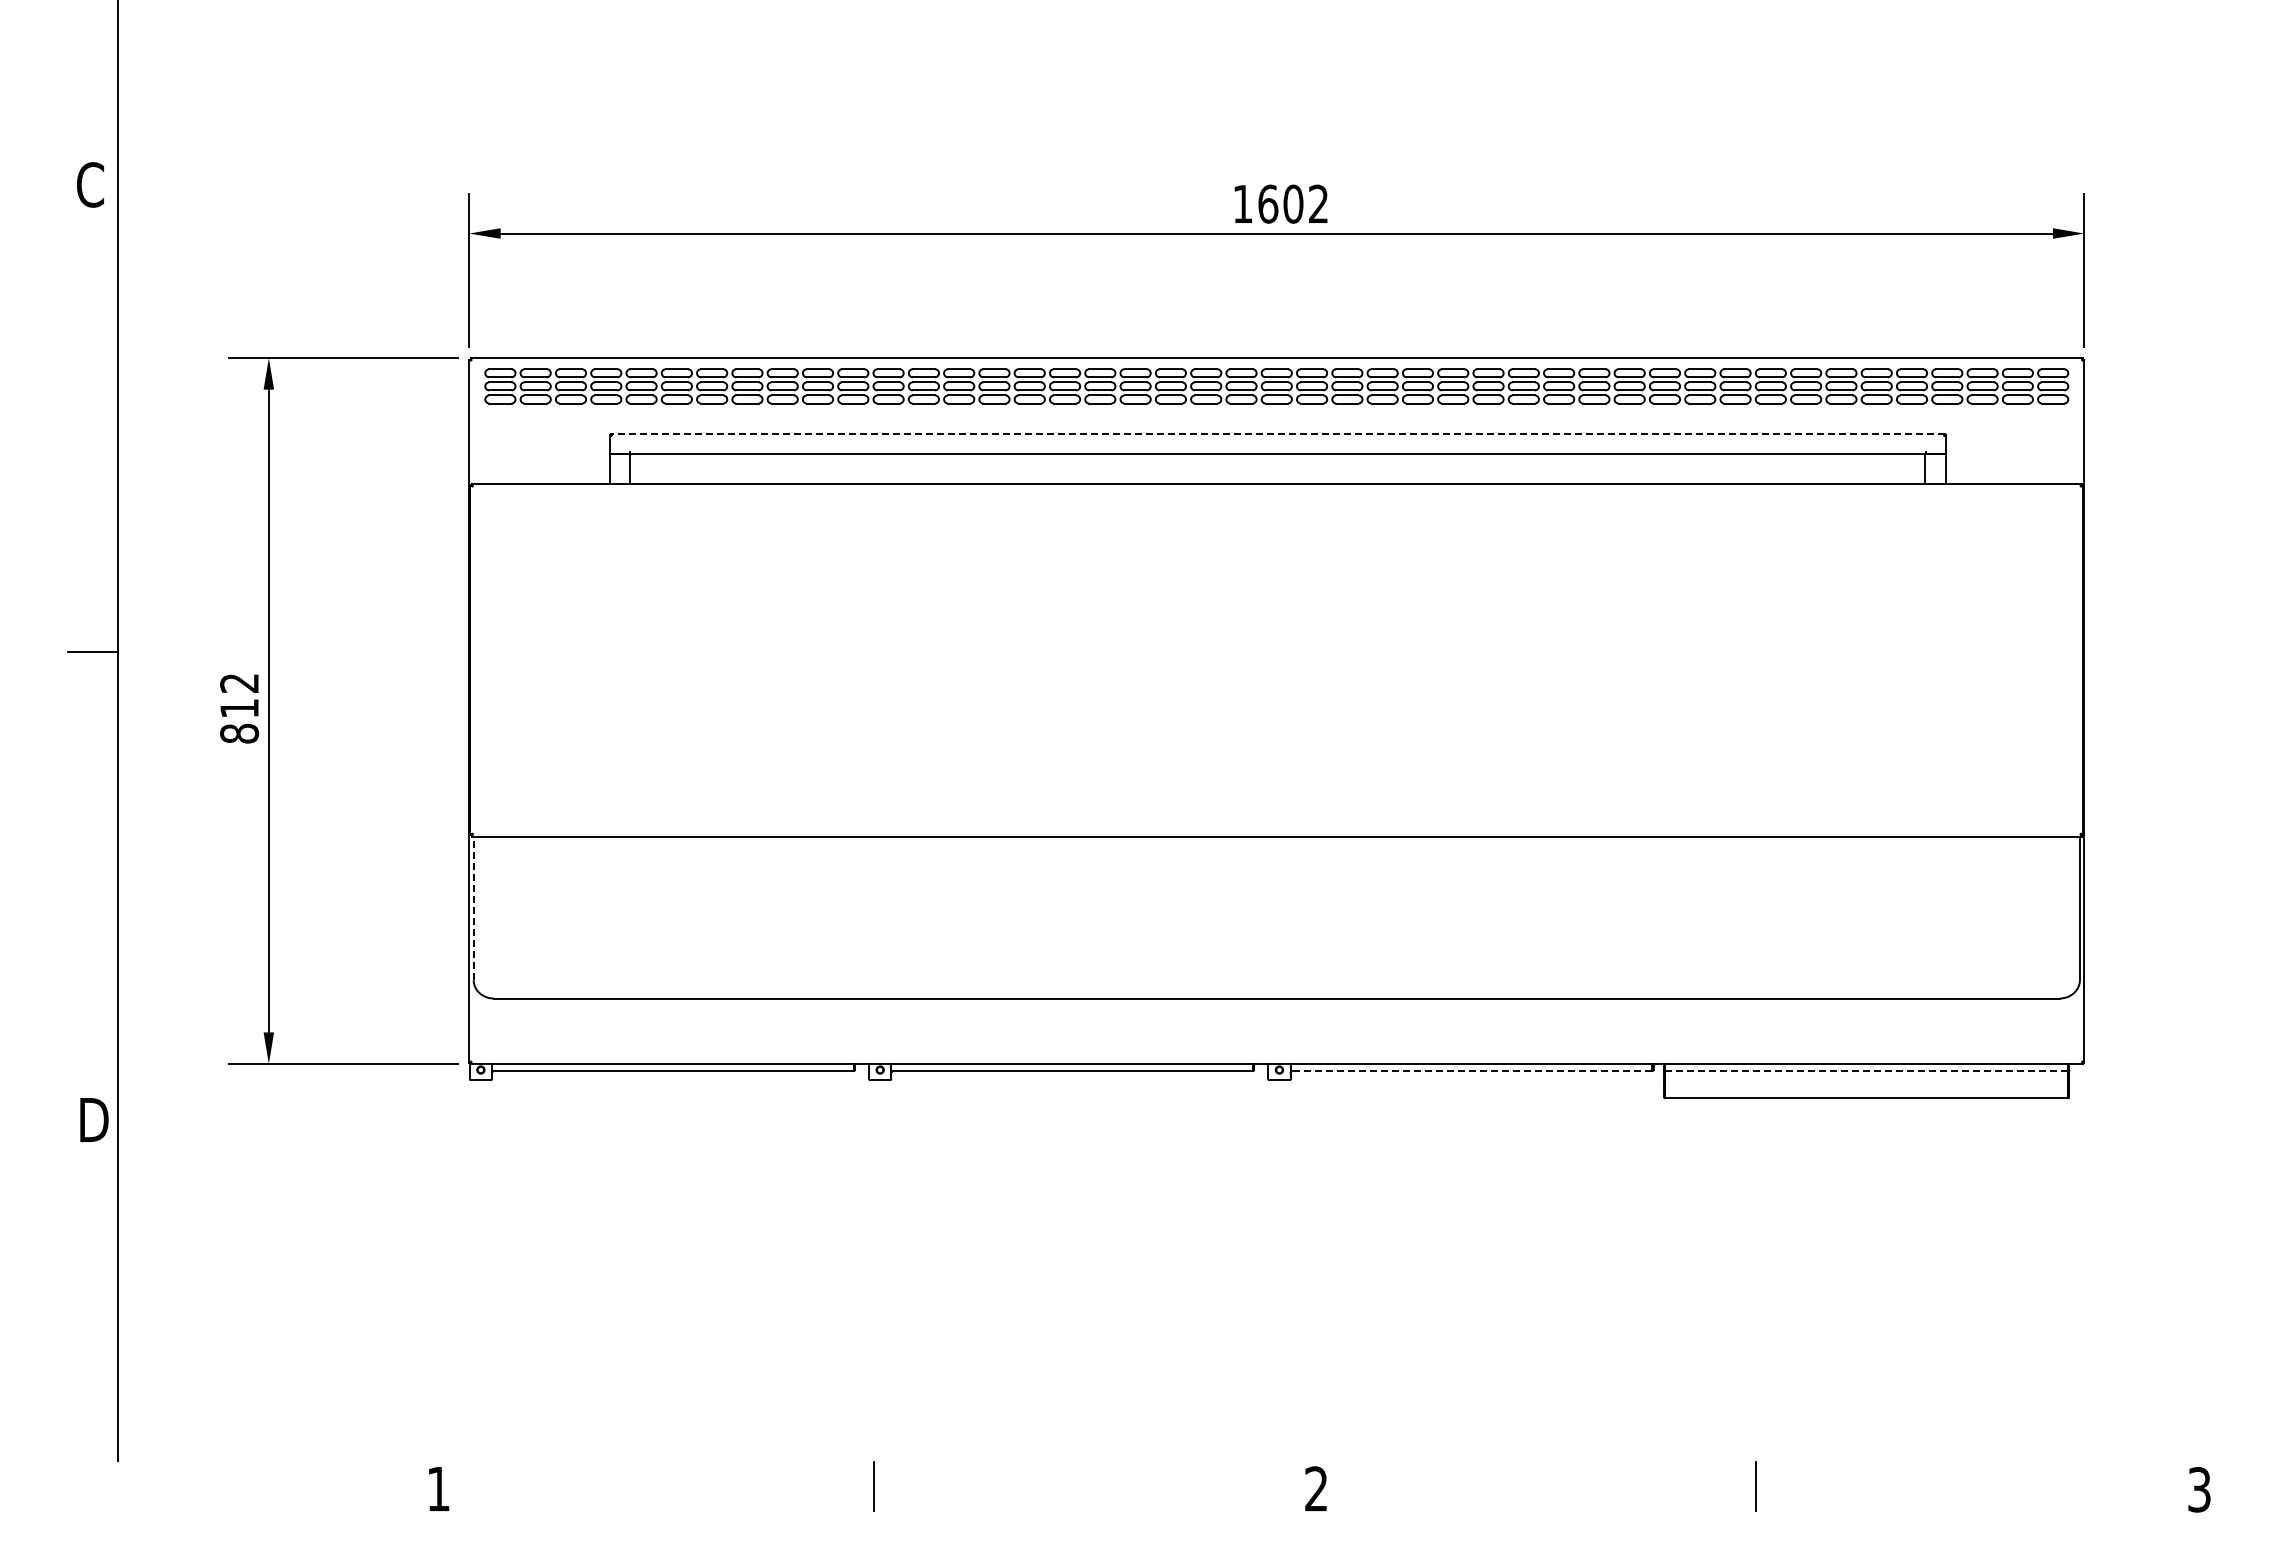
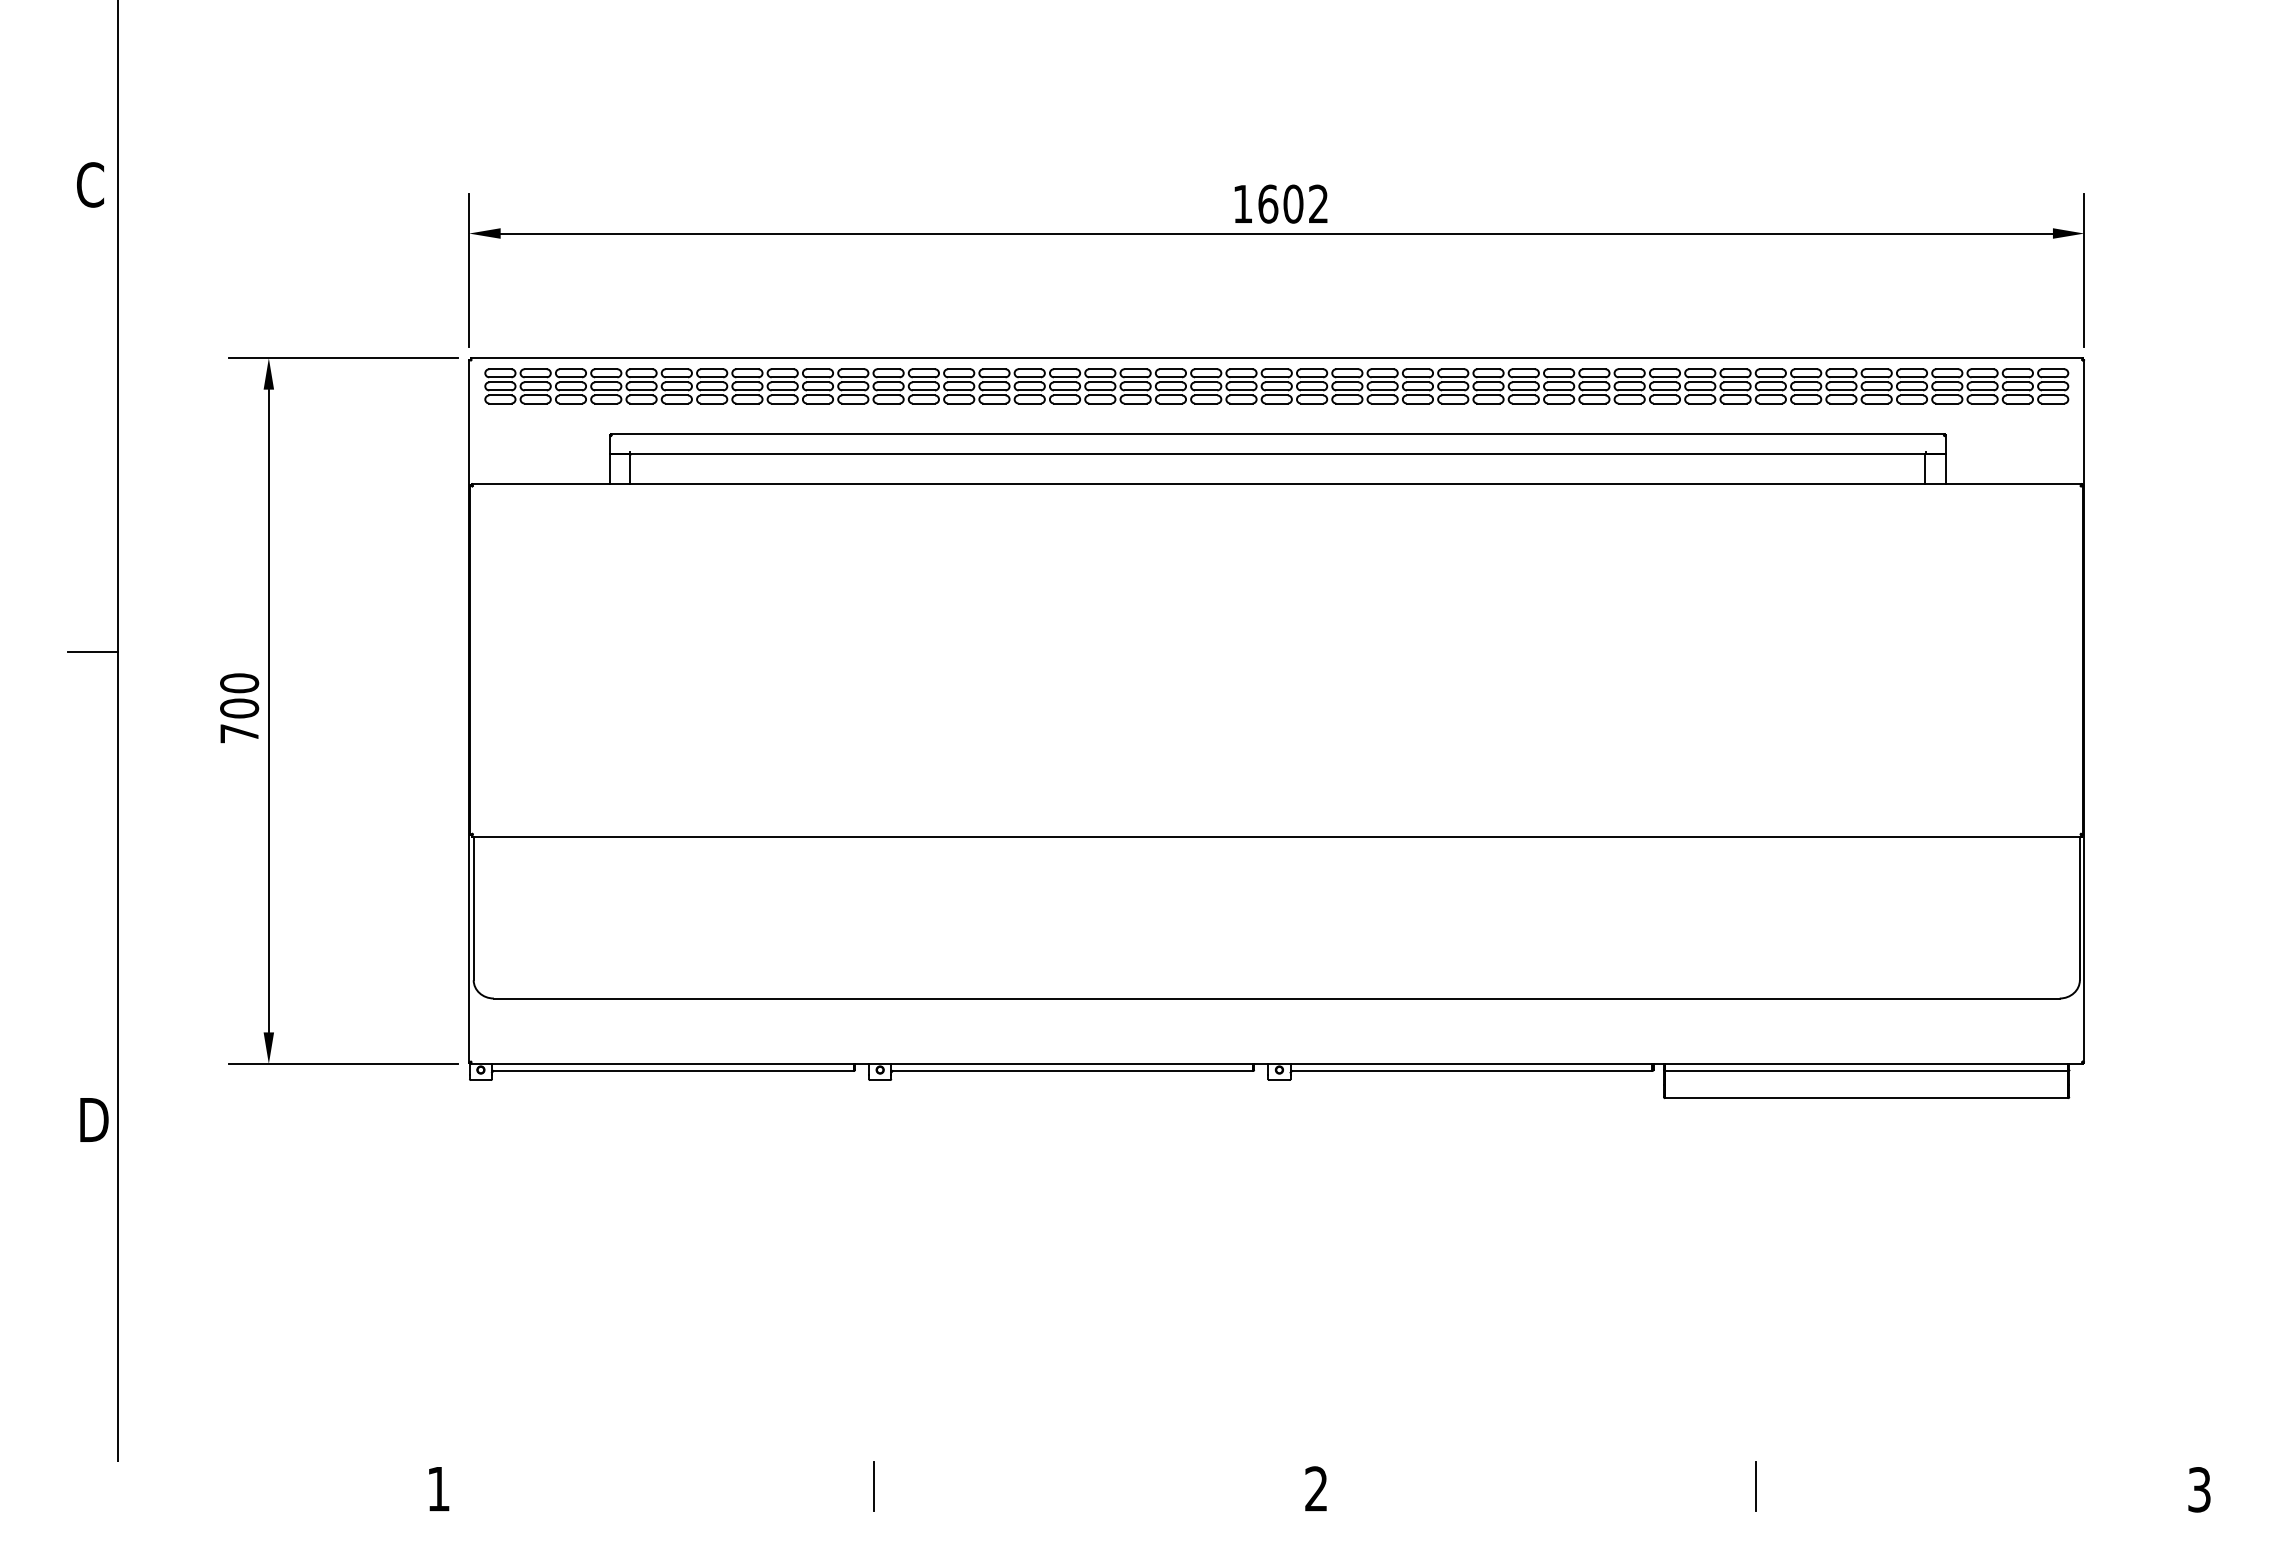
line: dashed -> solid (1277, 434)
text: 812 -> 700 (239, 708)
line: dashed -> solid (473, 908)
line: dashed -> solid (1471, 1071)
line: dashed -> solid (1866, 1071)
